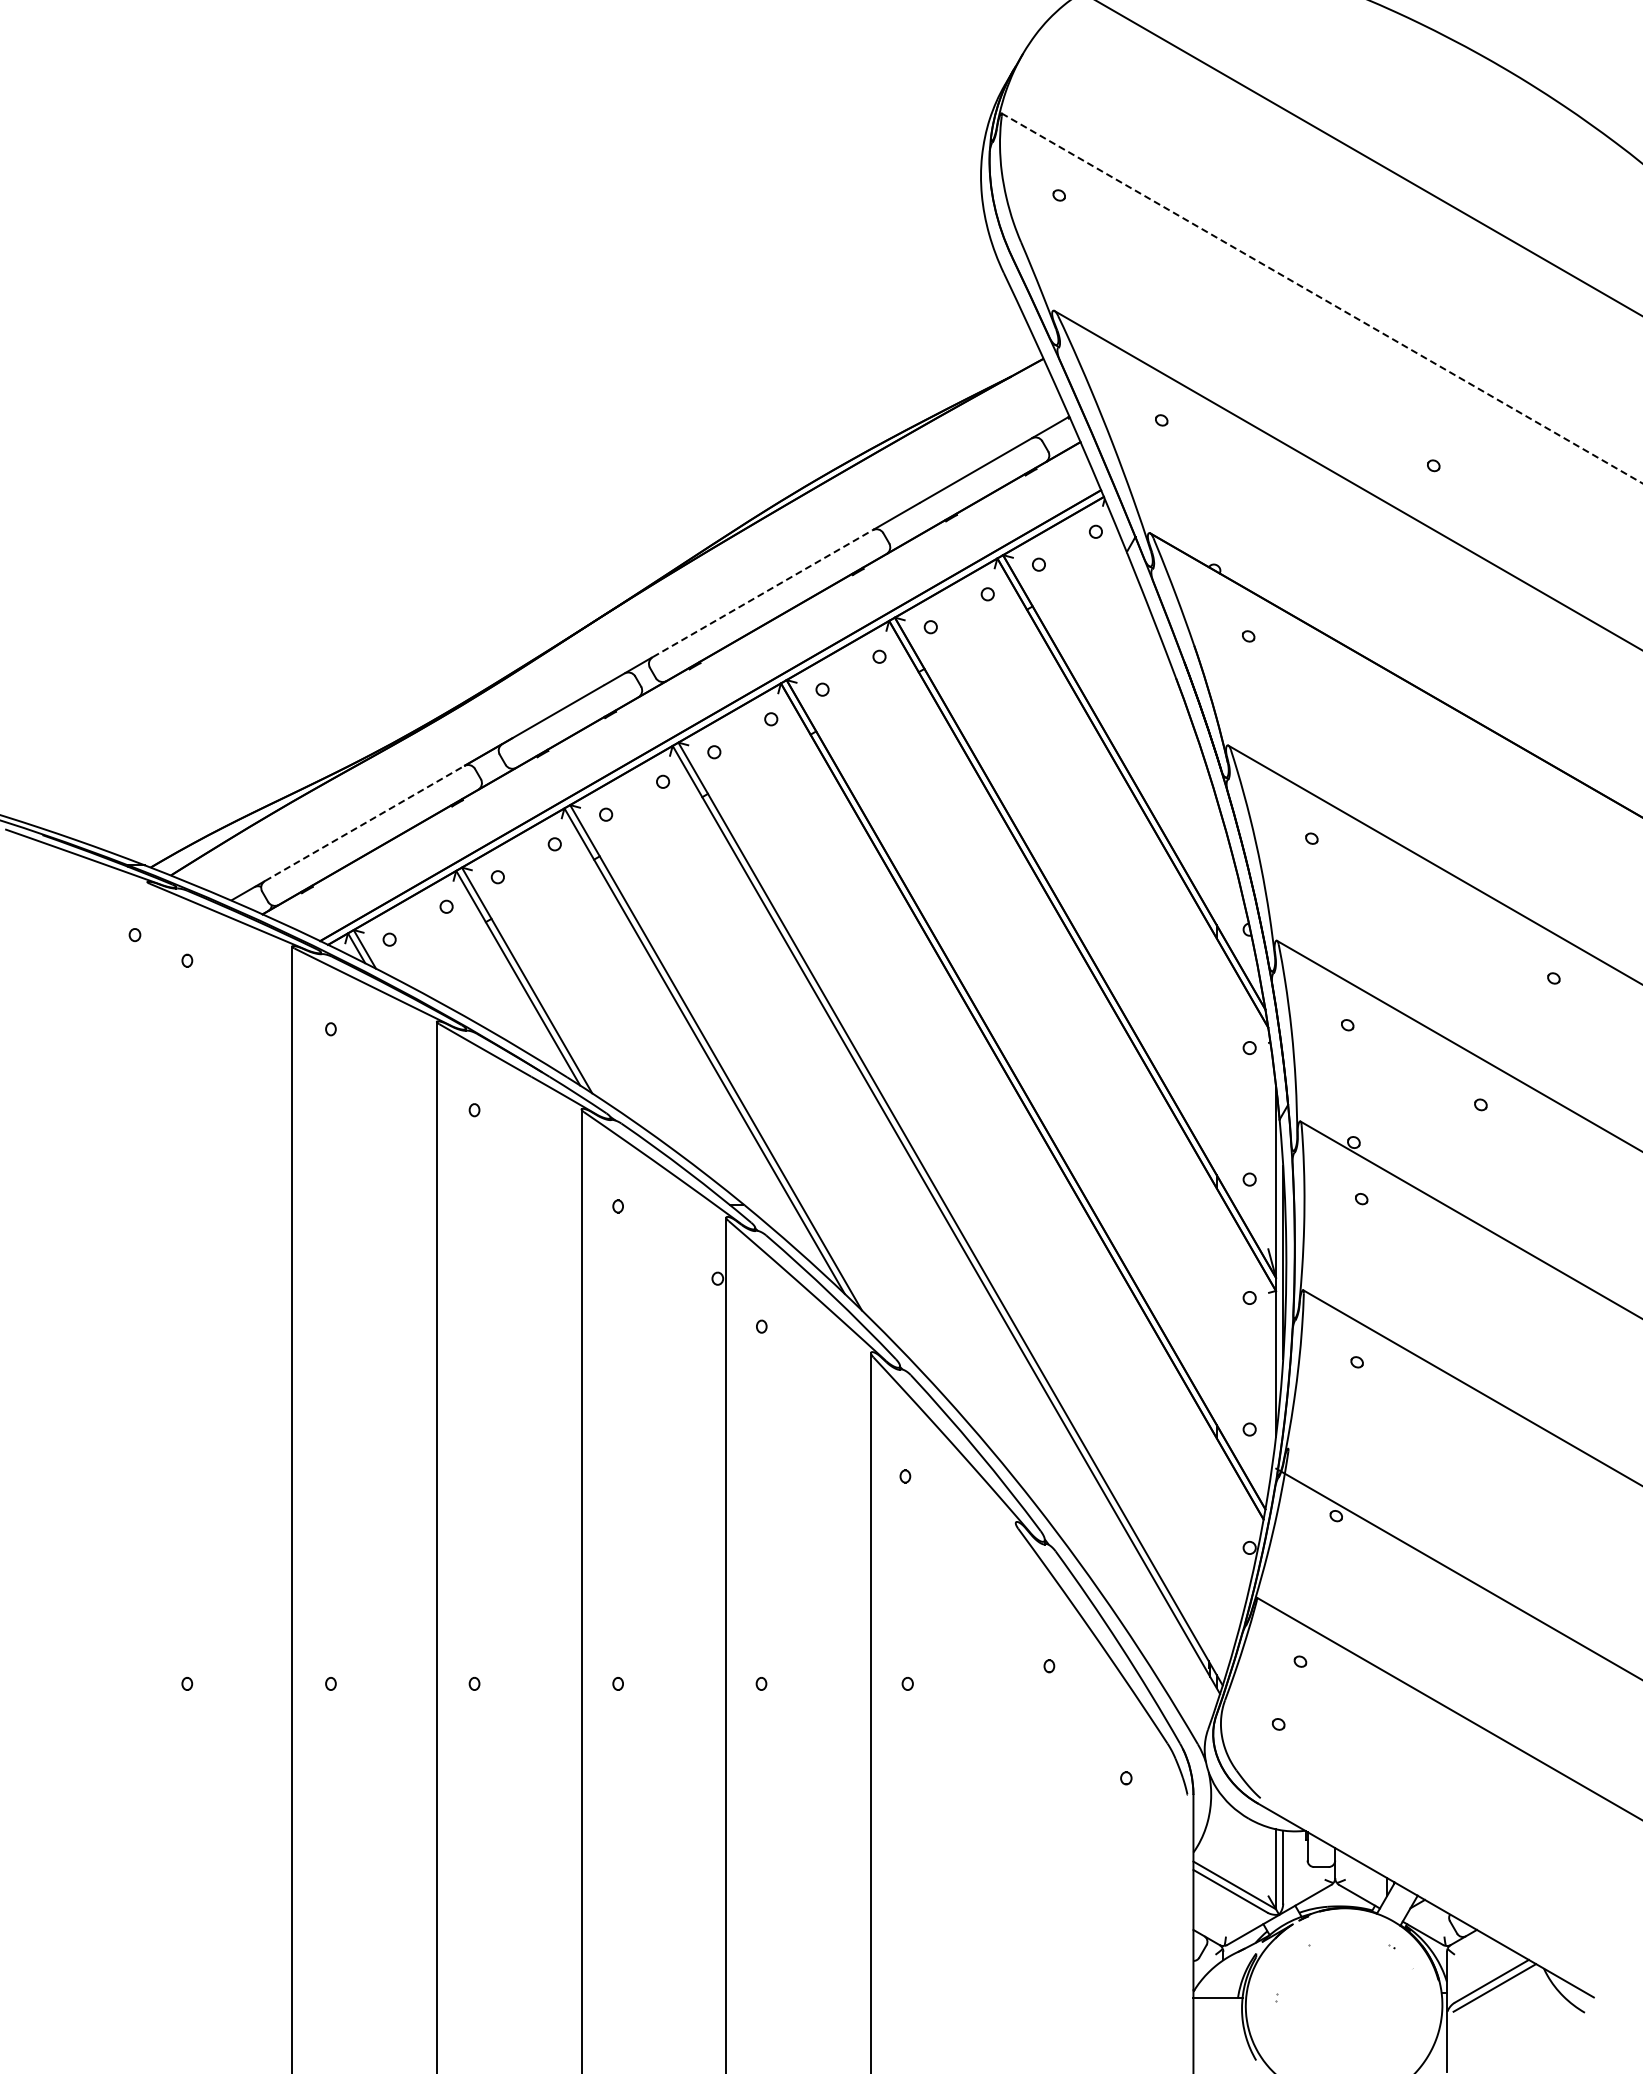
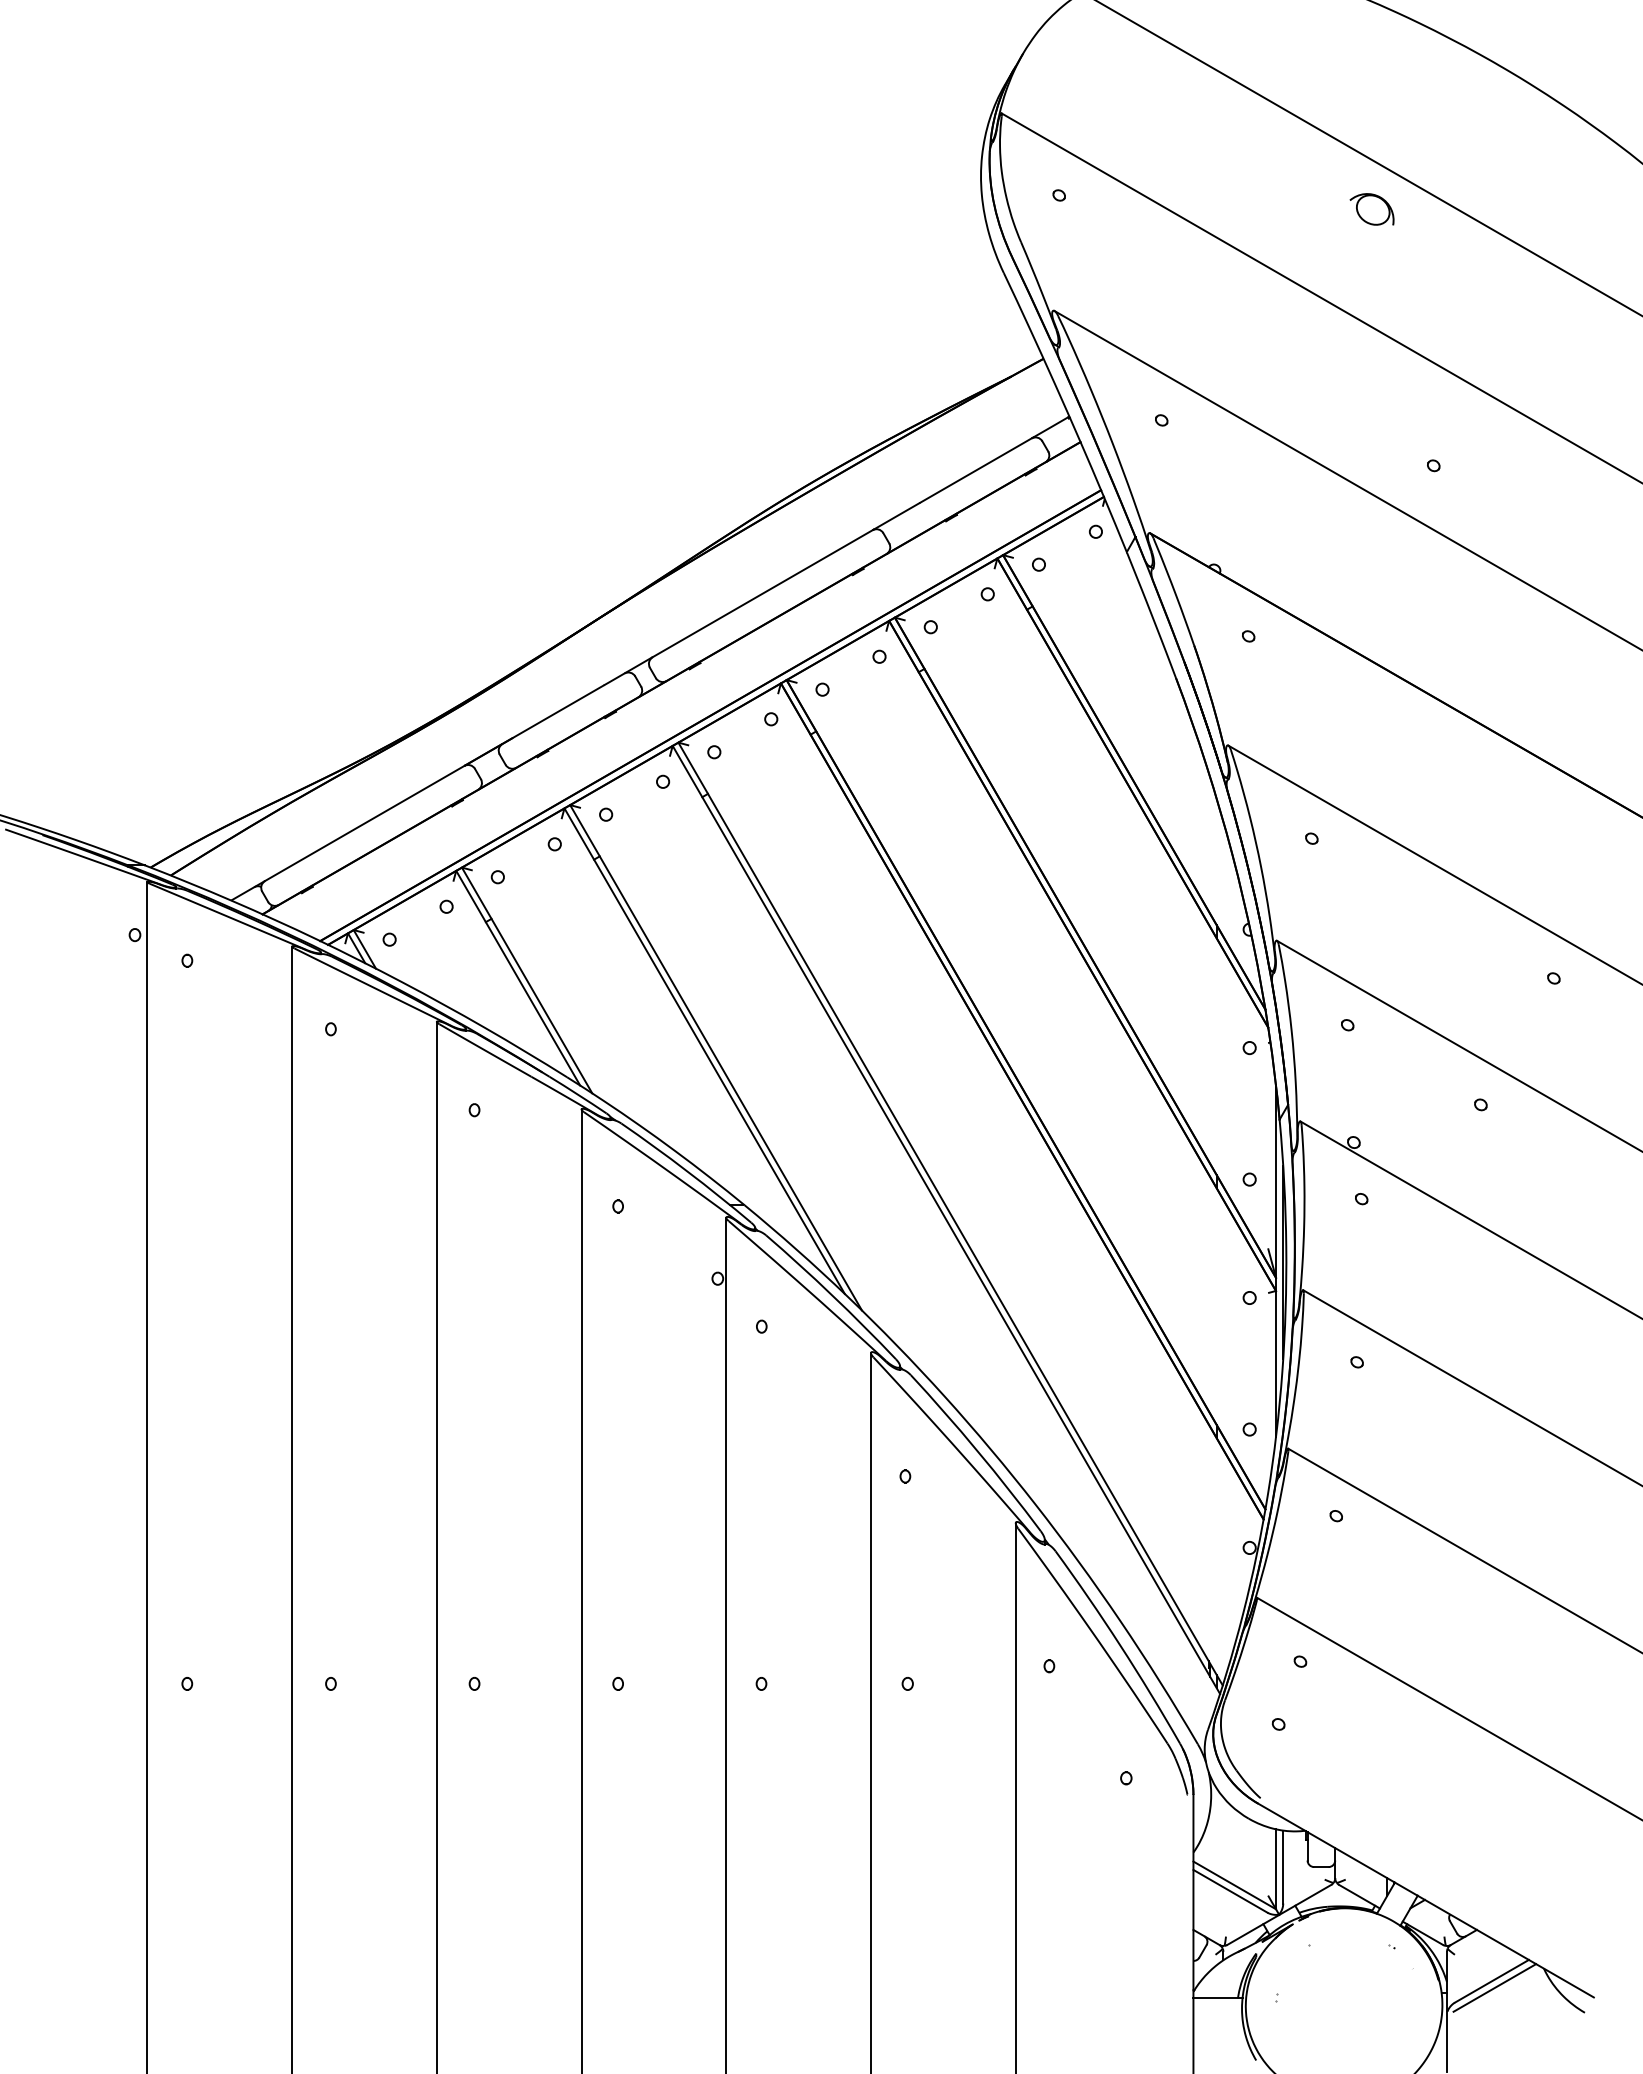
part: none -> present (1371, 209)
line: dashed -> solid (1321, 298)
line: dashed -> solid (762, 593)
line: dashed -> solid (364, 823)
line: none -> present (147, 1476)
line position: (1457, 1573) -> (1463, 1549) (1463, 1549)
line: none -> present (1015, 1796)
